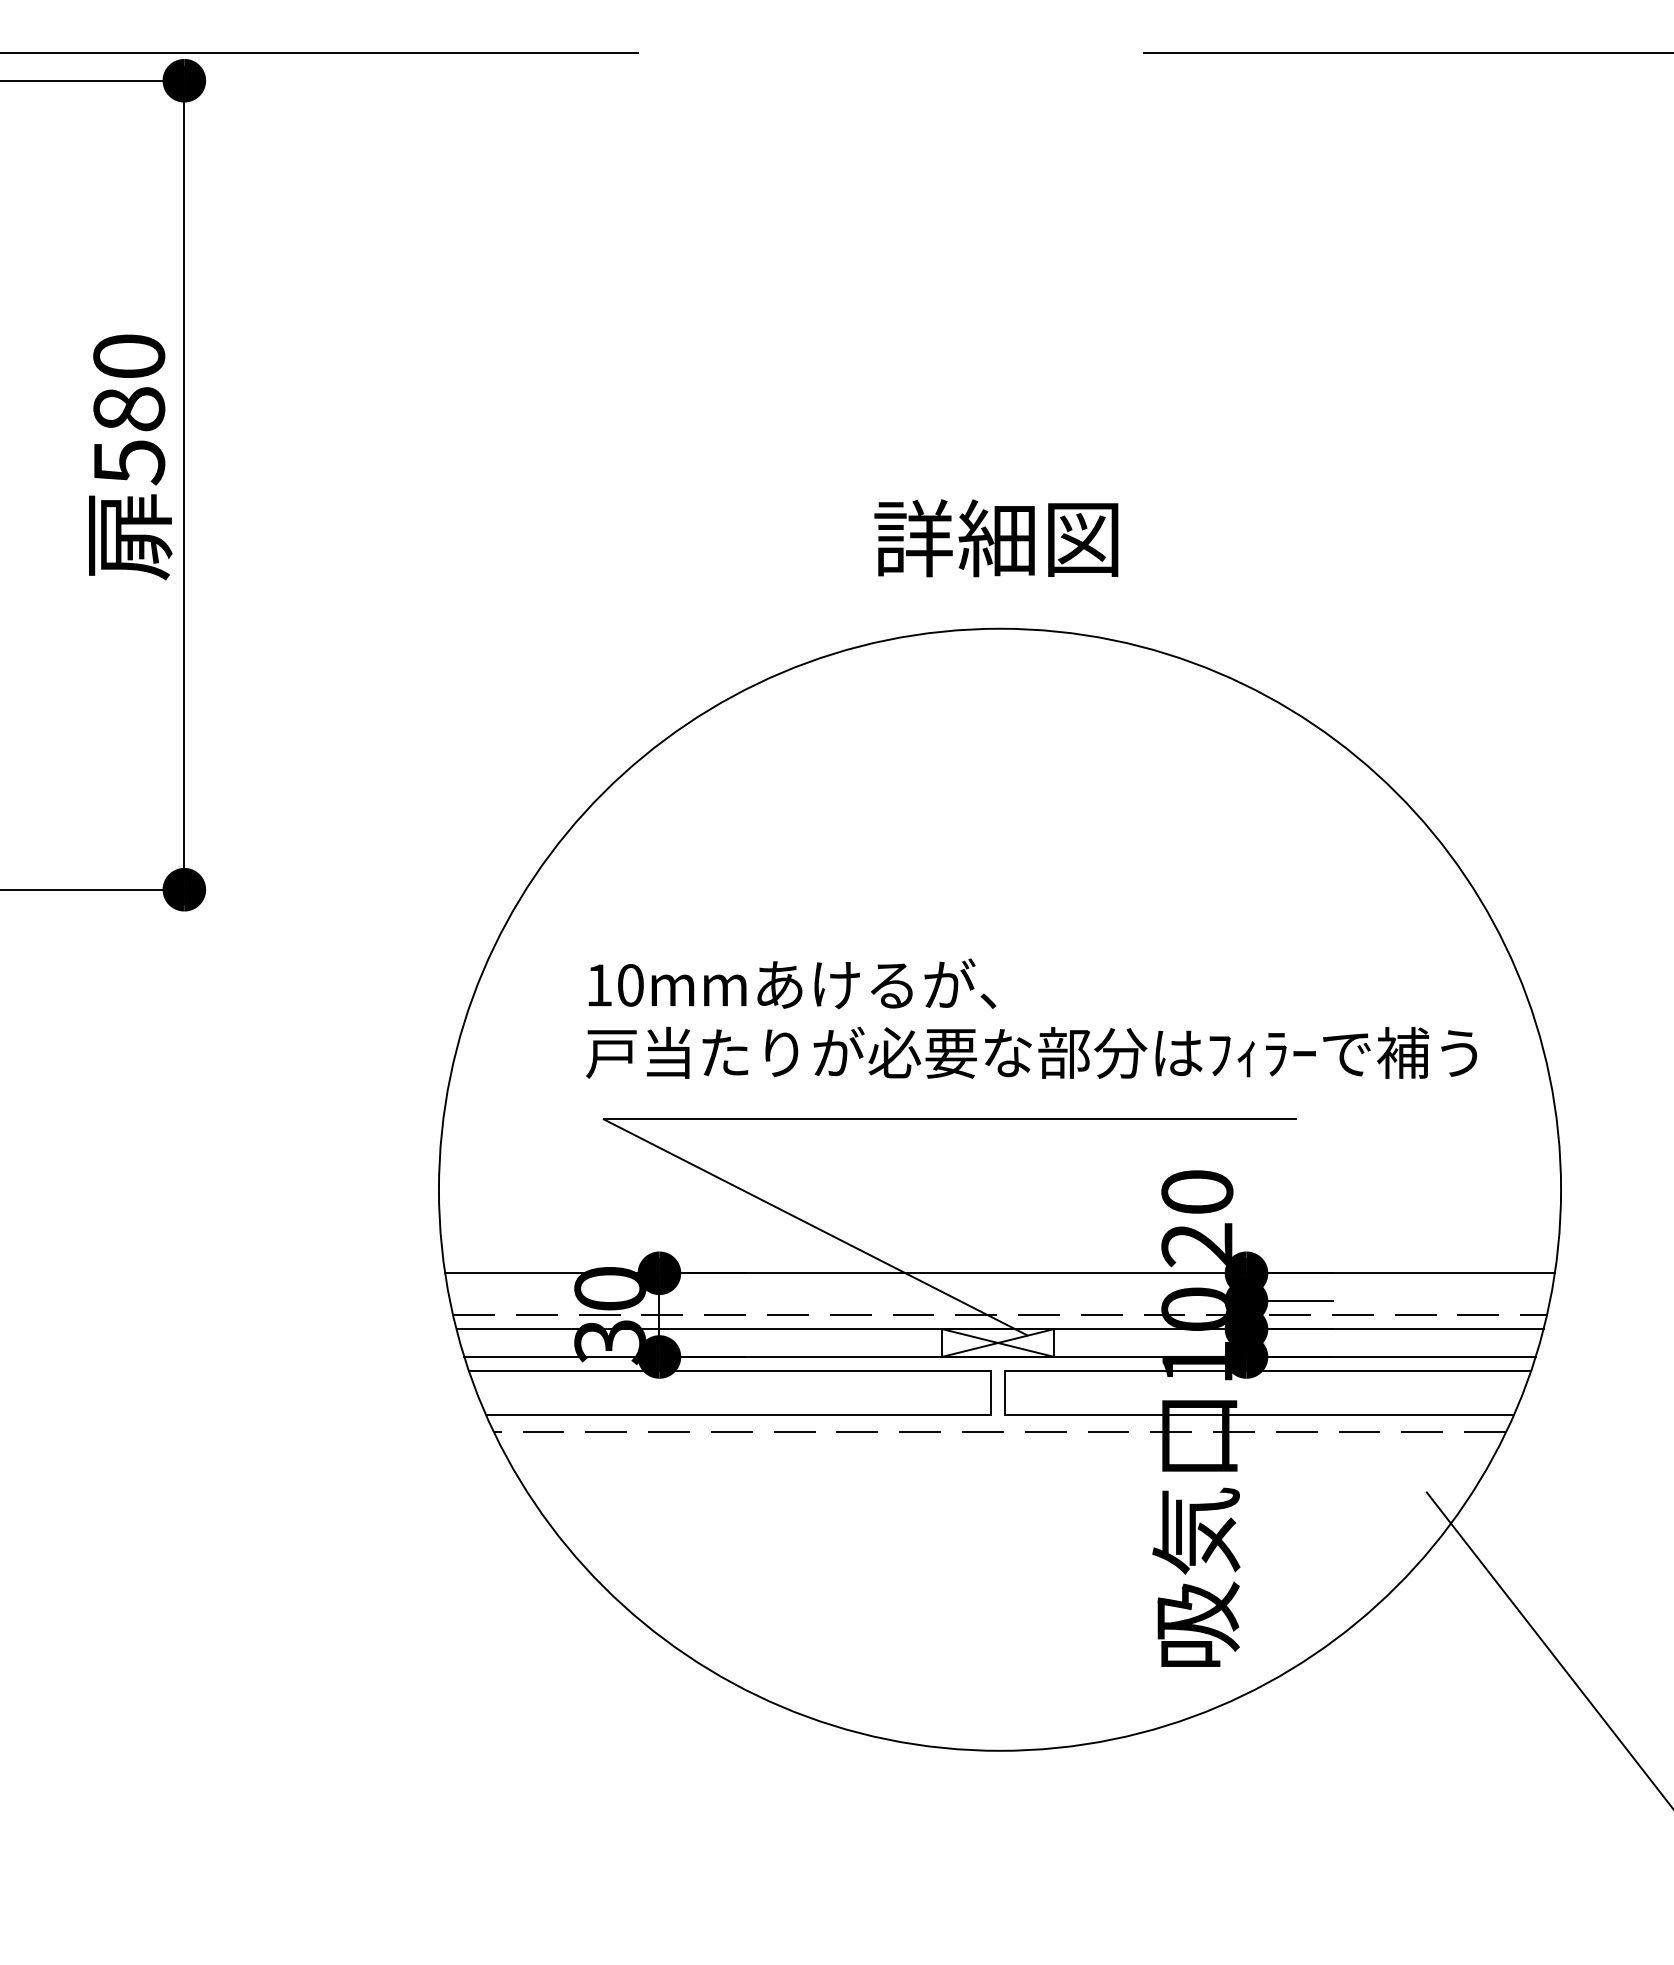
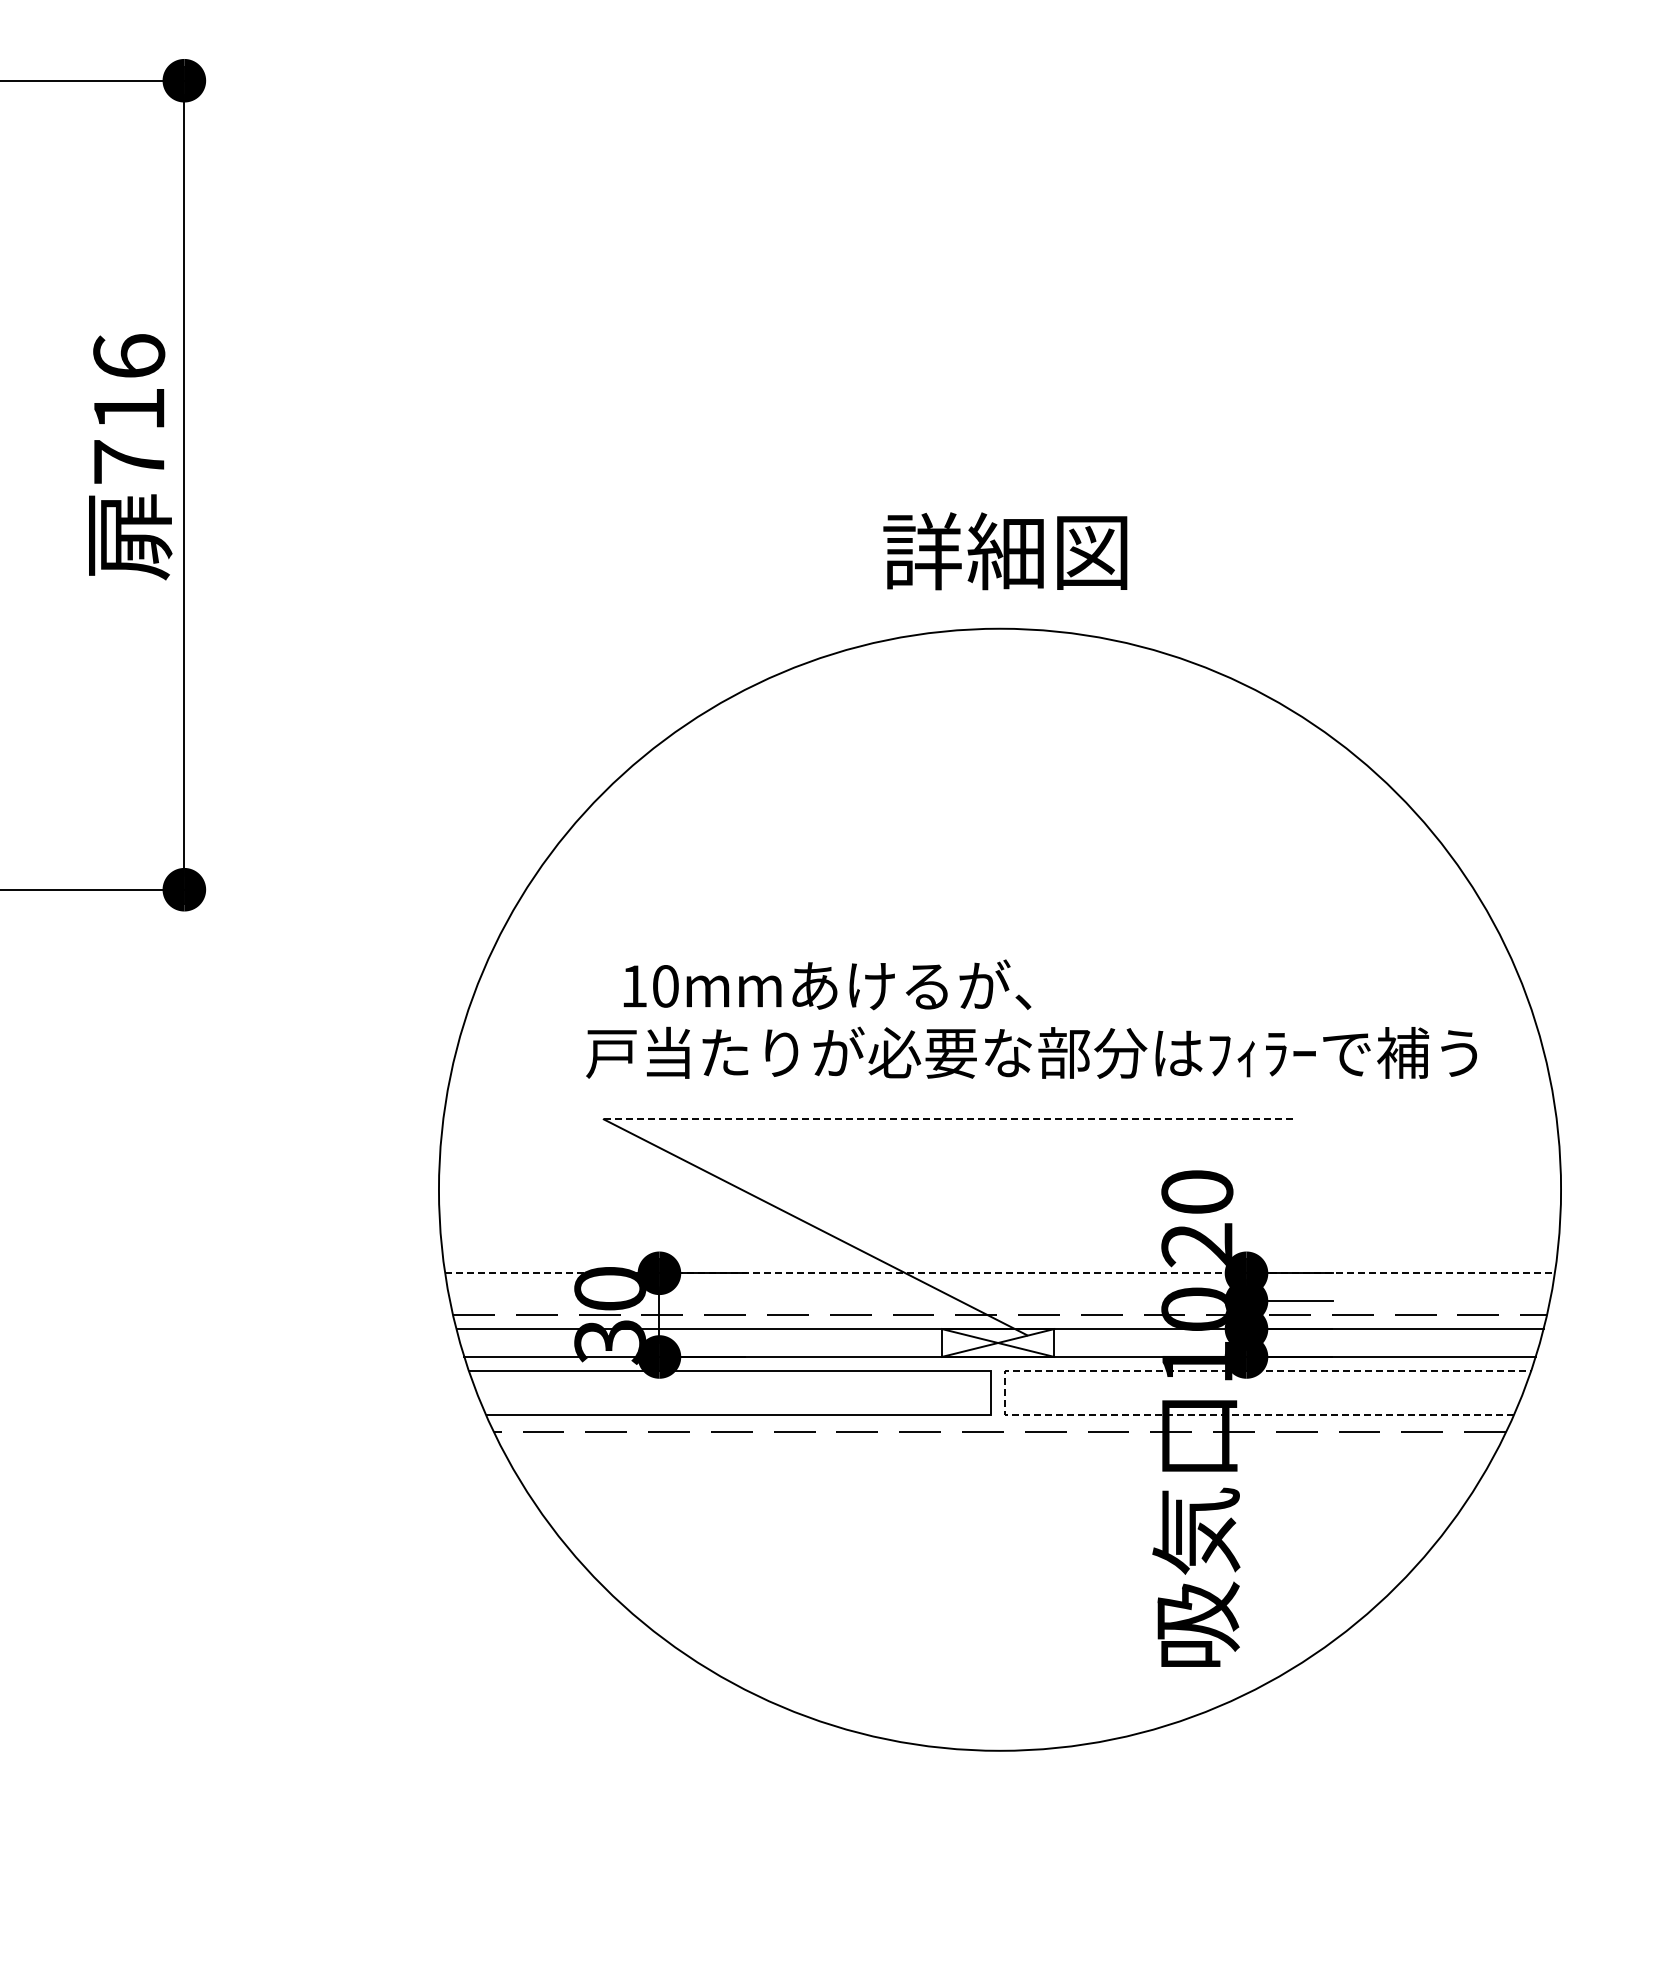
line: present -> none (320, 52)
line: present -> none (1407, 52)
text: 580 -> 716 (129, 409)
text position: (996, 538) -> (1005, 551) (1005, 551)
text position: (792, 983) -> (827, 984) (827, 984)
line: solid -> dashed (950, 1119)
line: solid -> dashed (1000, 1273)
line: solid -> dashed (1005, 1384)
line: present -> none (1548, 1648)
